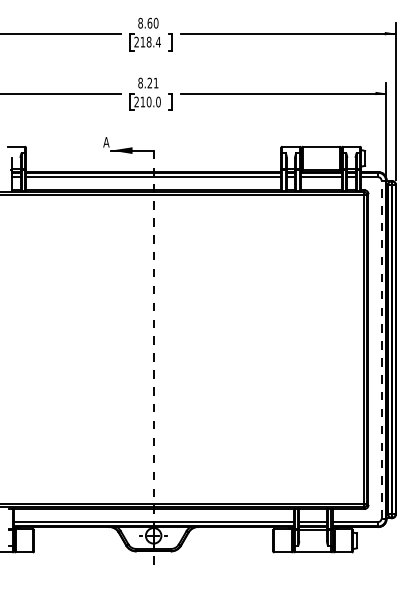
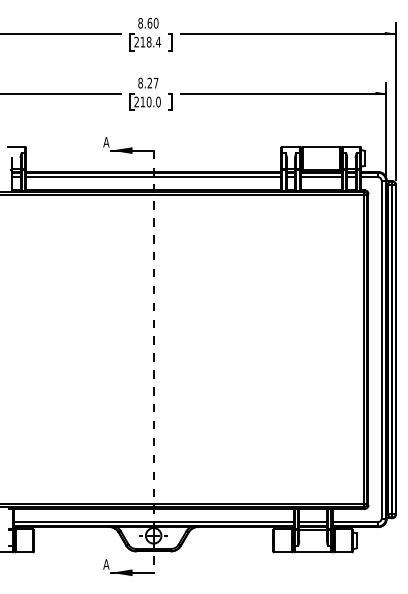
text: 8.21 -> 8.27 (155, 82)
line: dashed -> solid (381, 349)
part: none -> present (128, 567)
